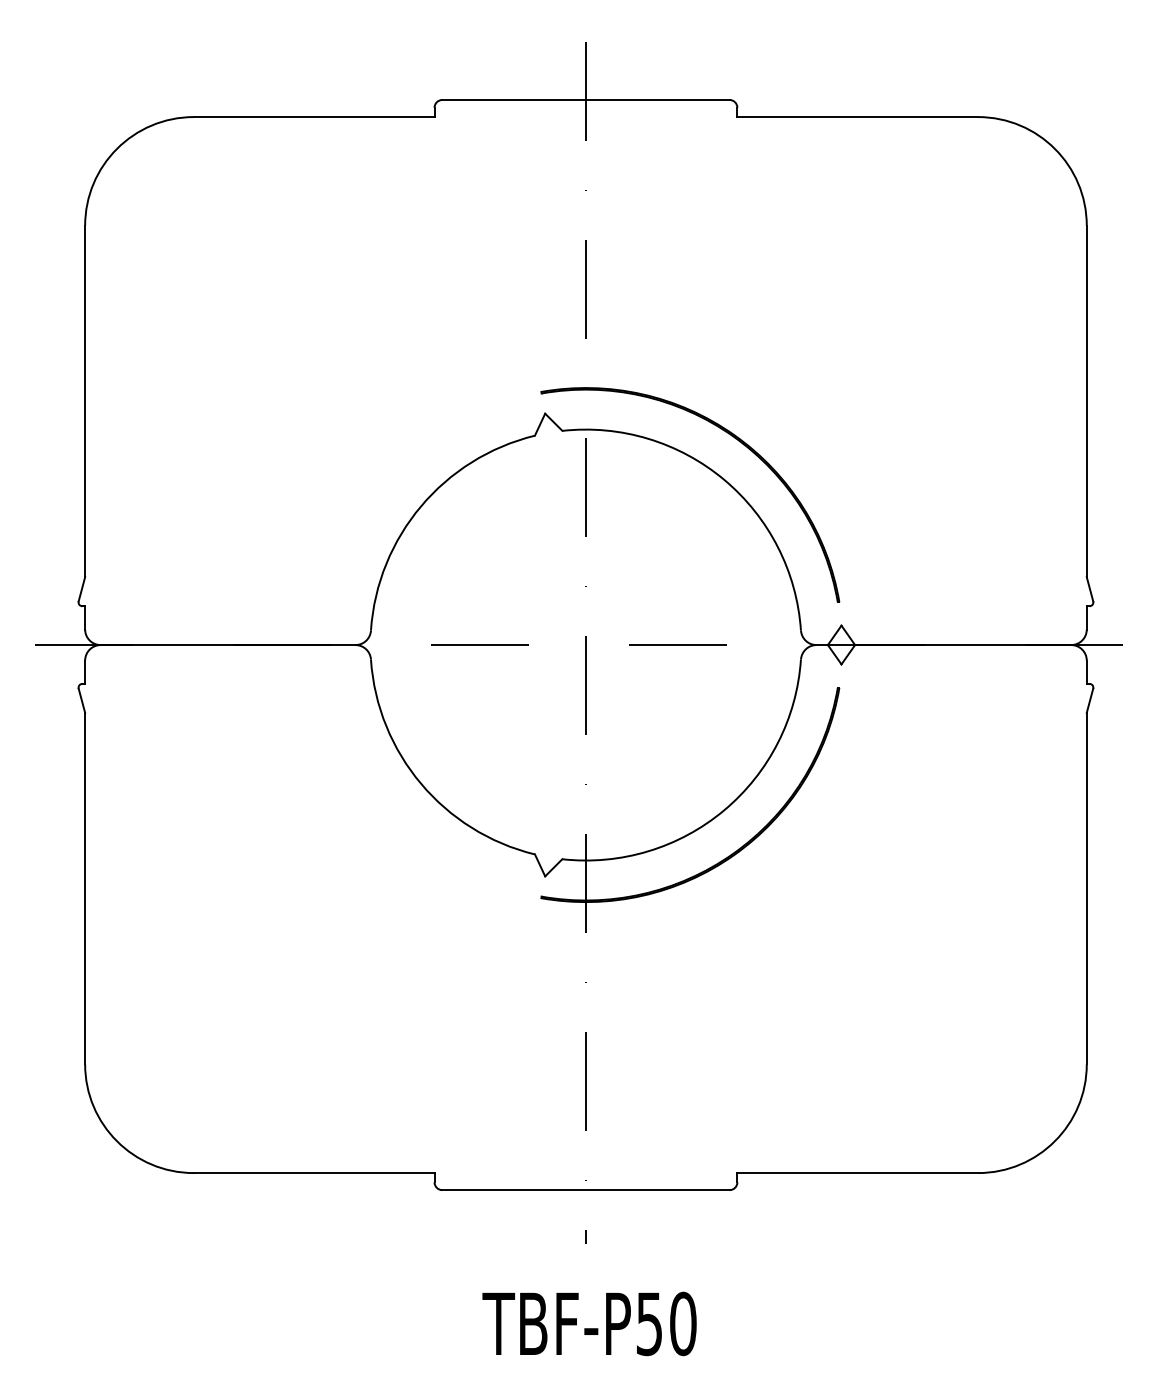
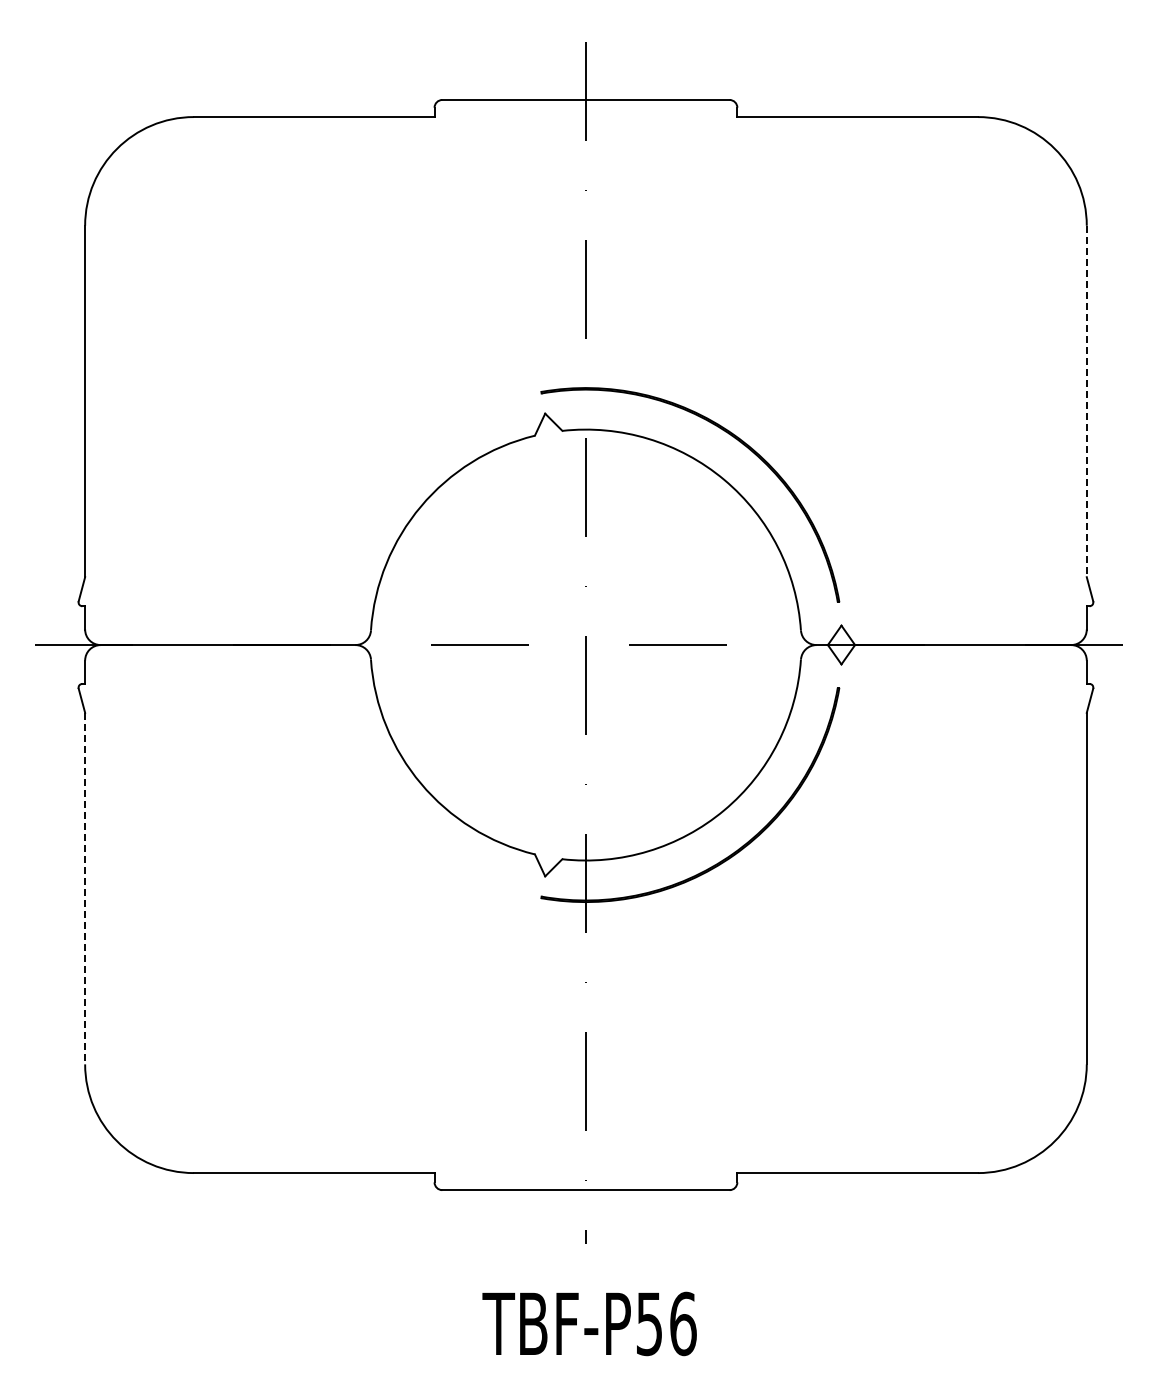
line: solid -> dashed (1086, 401)
line: solid -> dashed (85, 888)
text: TBF-P50 -> TBF-P56 (683, 1323)
